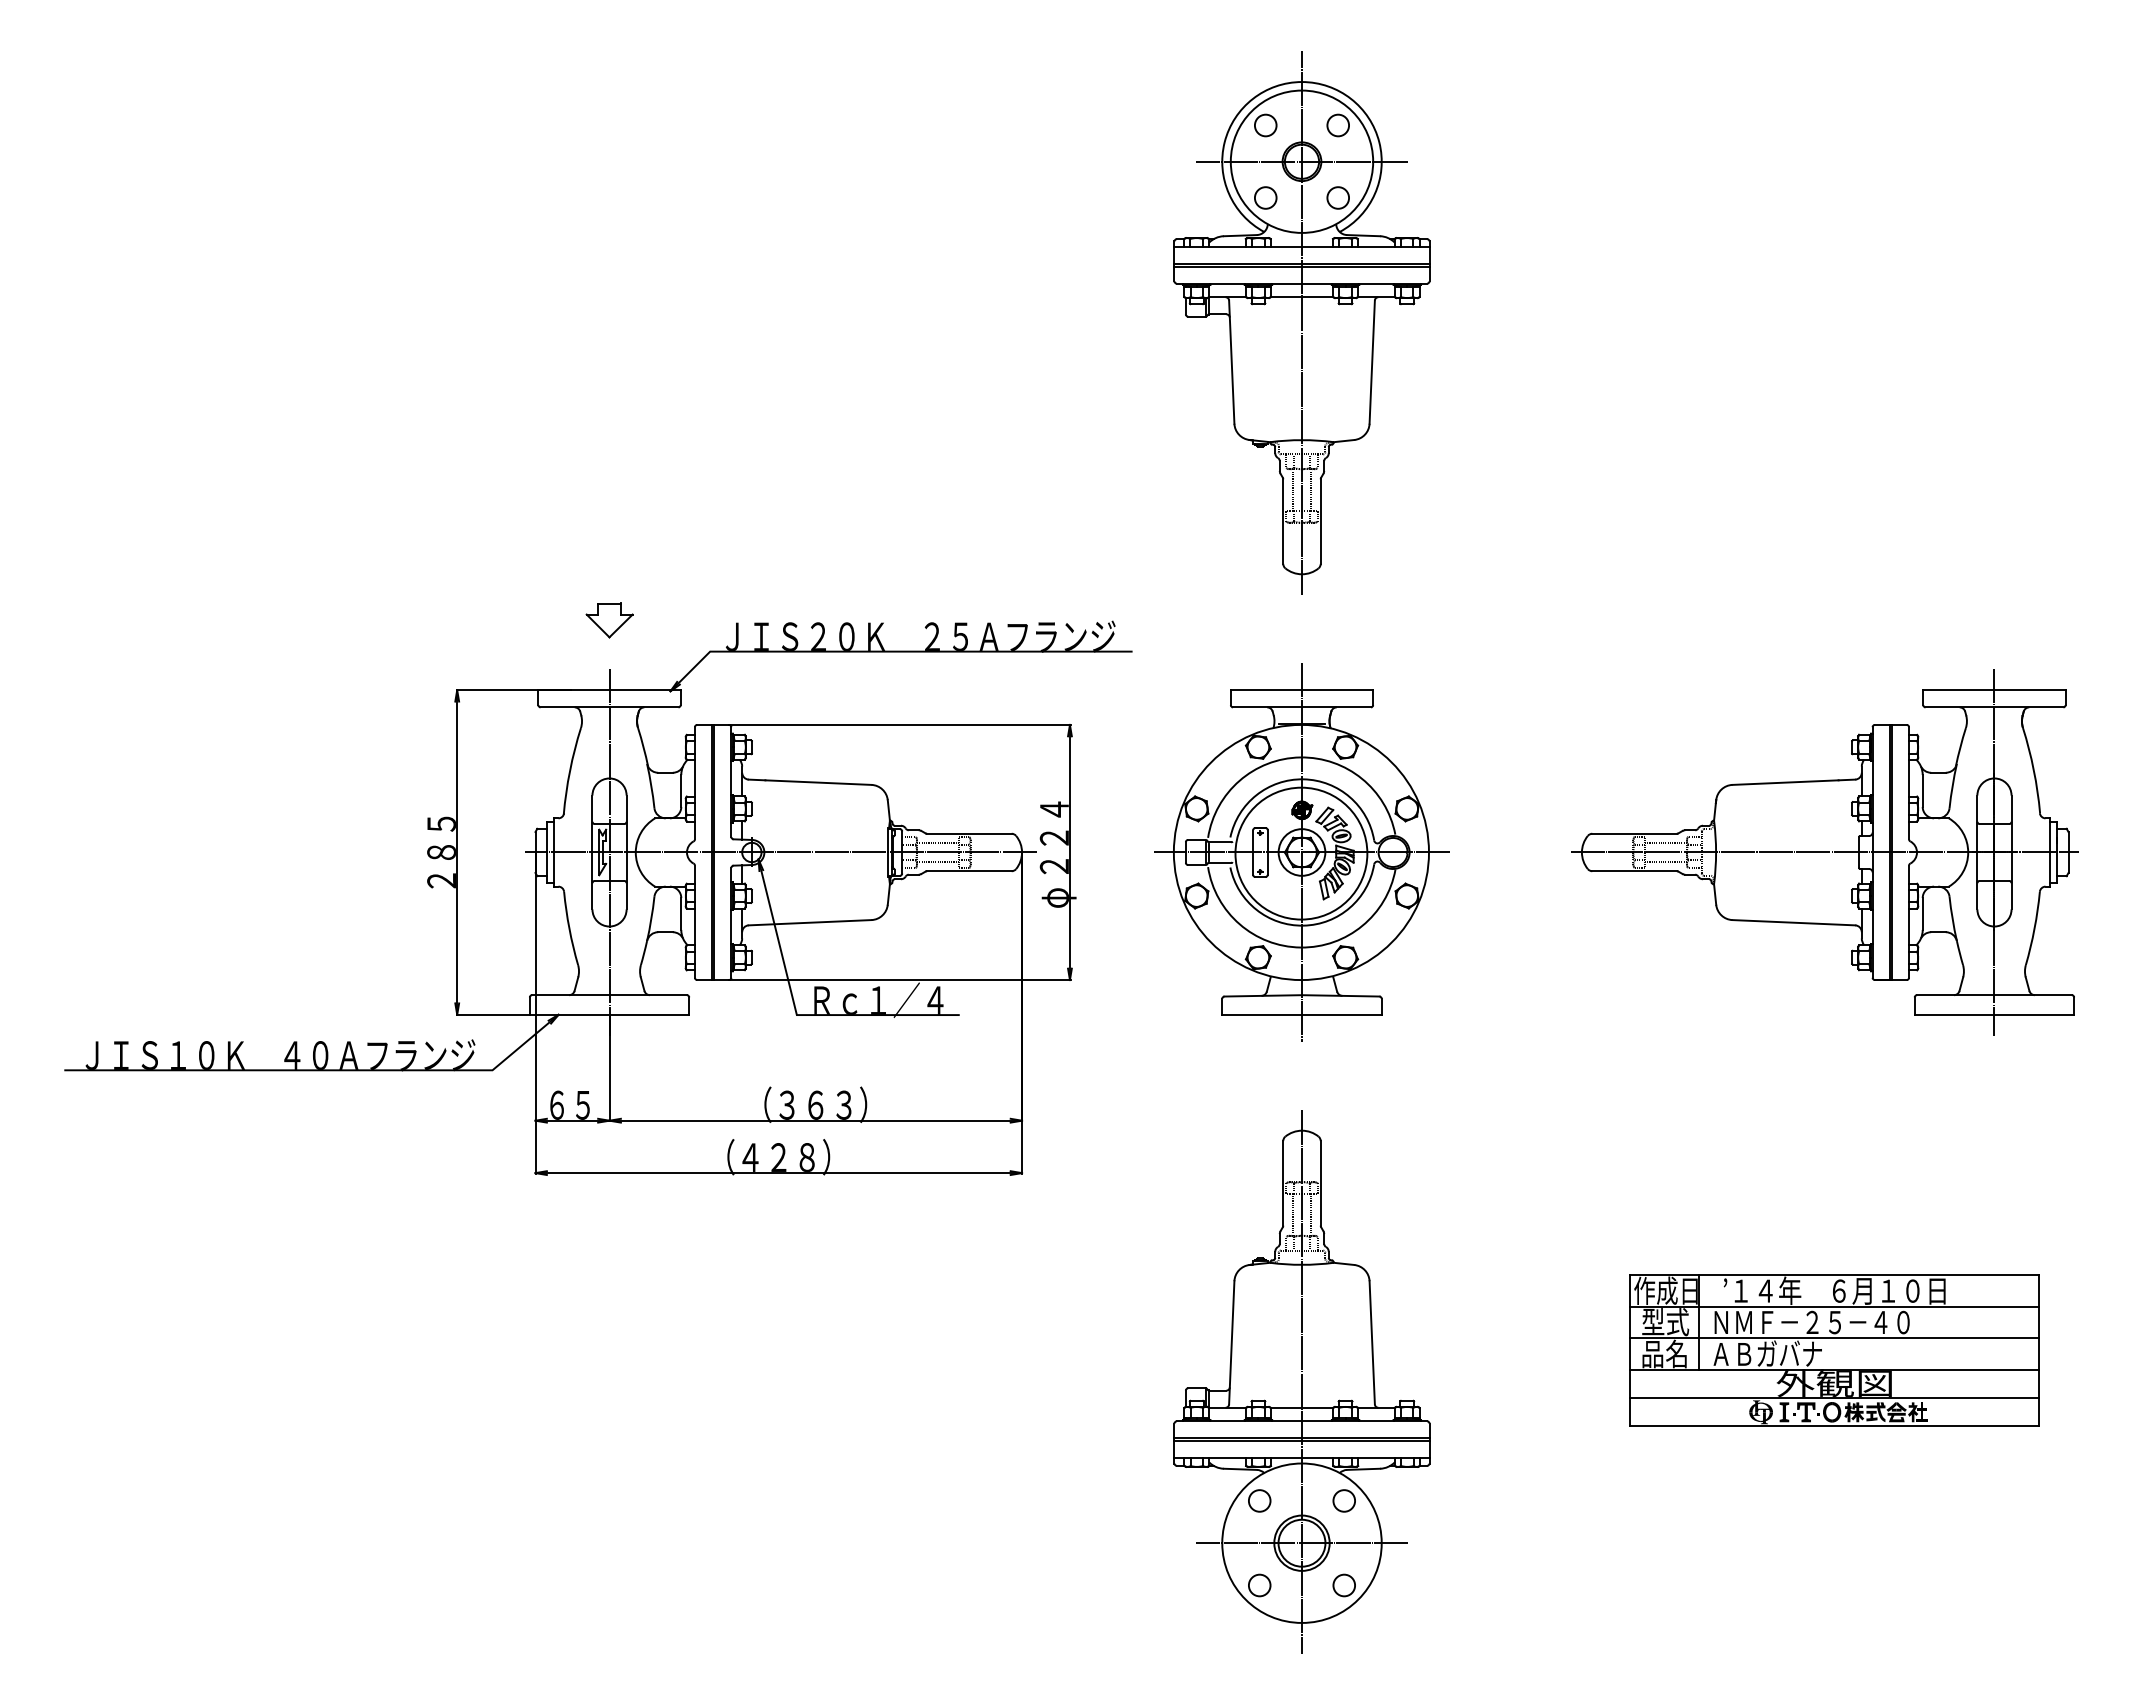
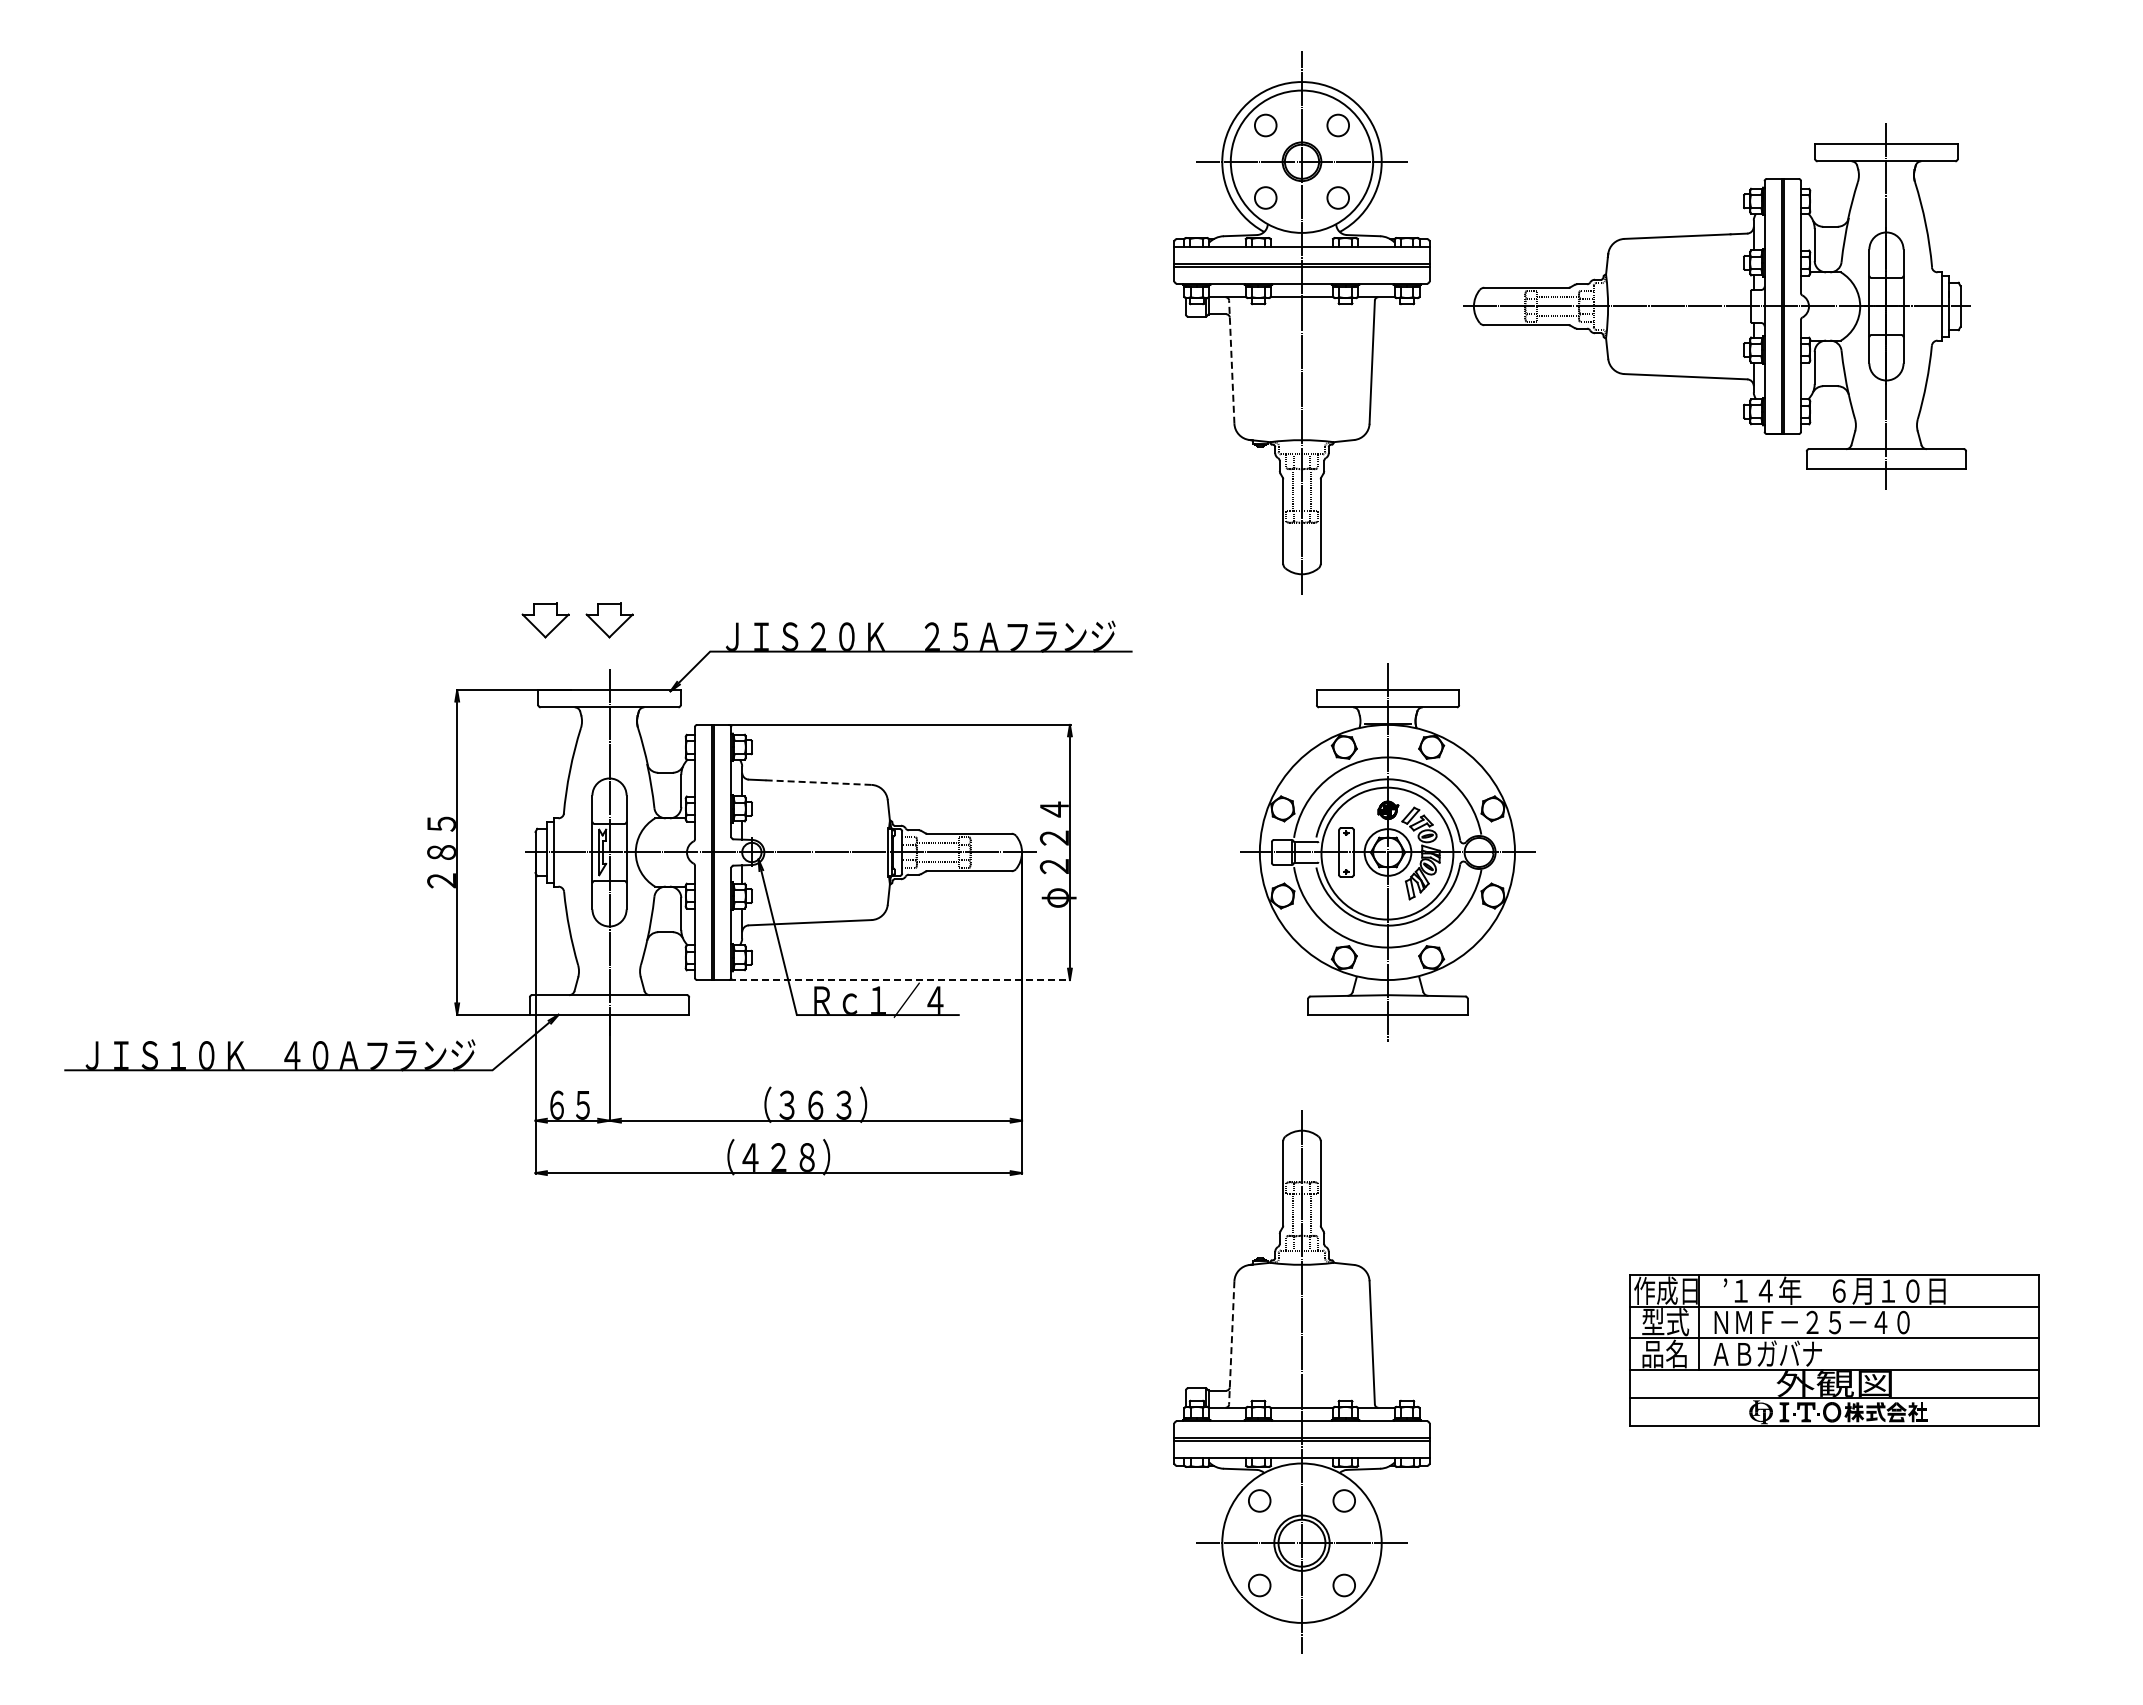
line: solid -> dashed (1231, 362)
part: none -> present (545, 620)
line: solid -> dashed (817, 782)
part position: (1301, 852) -> (1387, 852) (1387, 852)
part position: (1824, 852) -> (1716, 306) (1716, 306)
line: solid -> dashed (899, 980)
line: solid -> dashed (1231, 1342)
